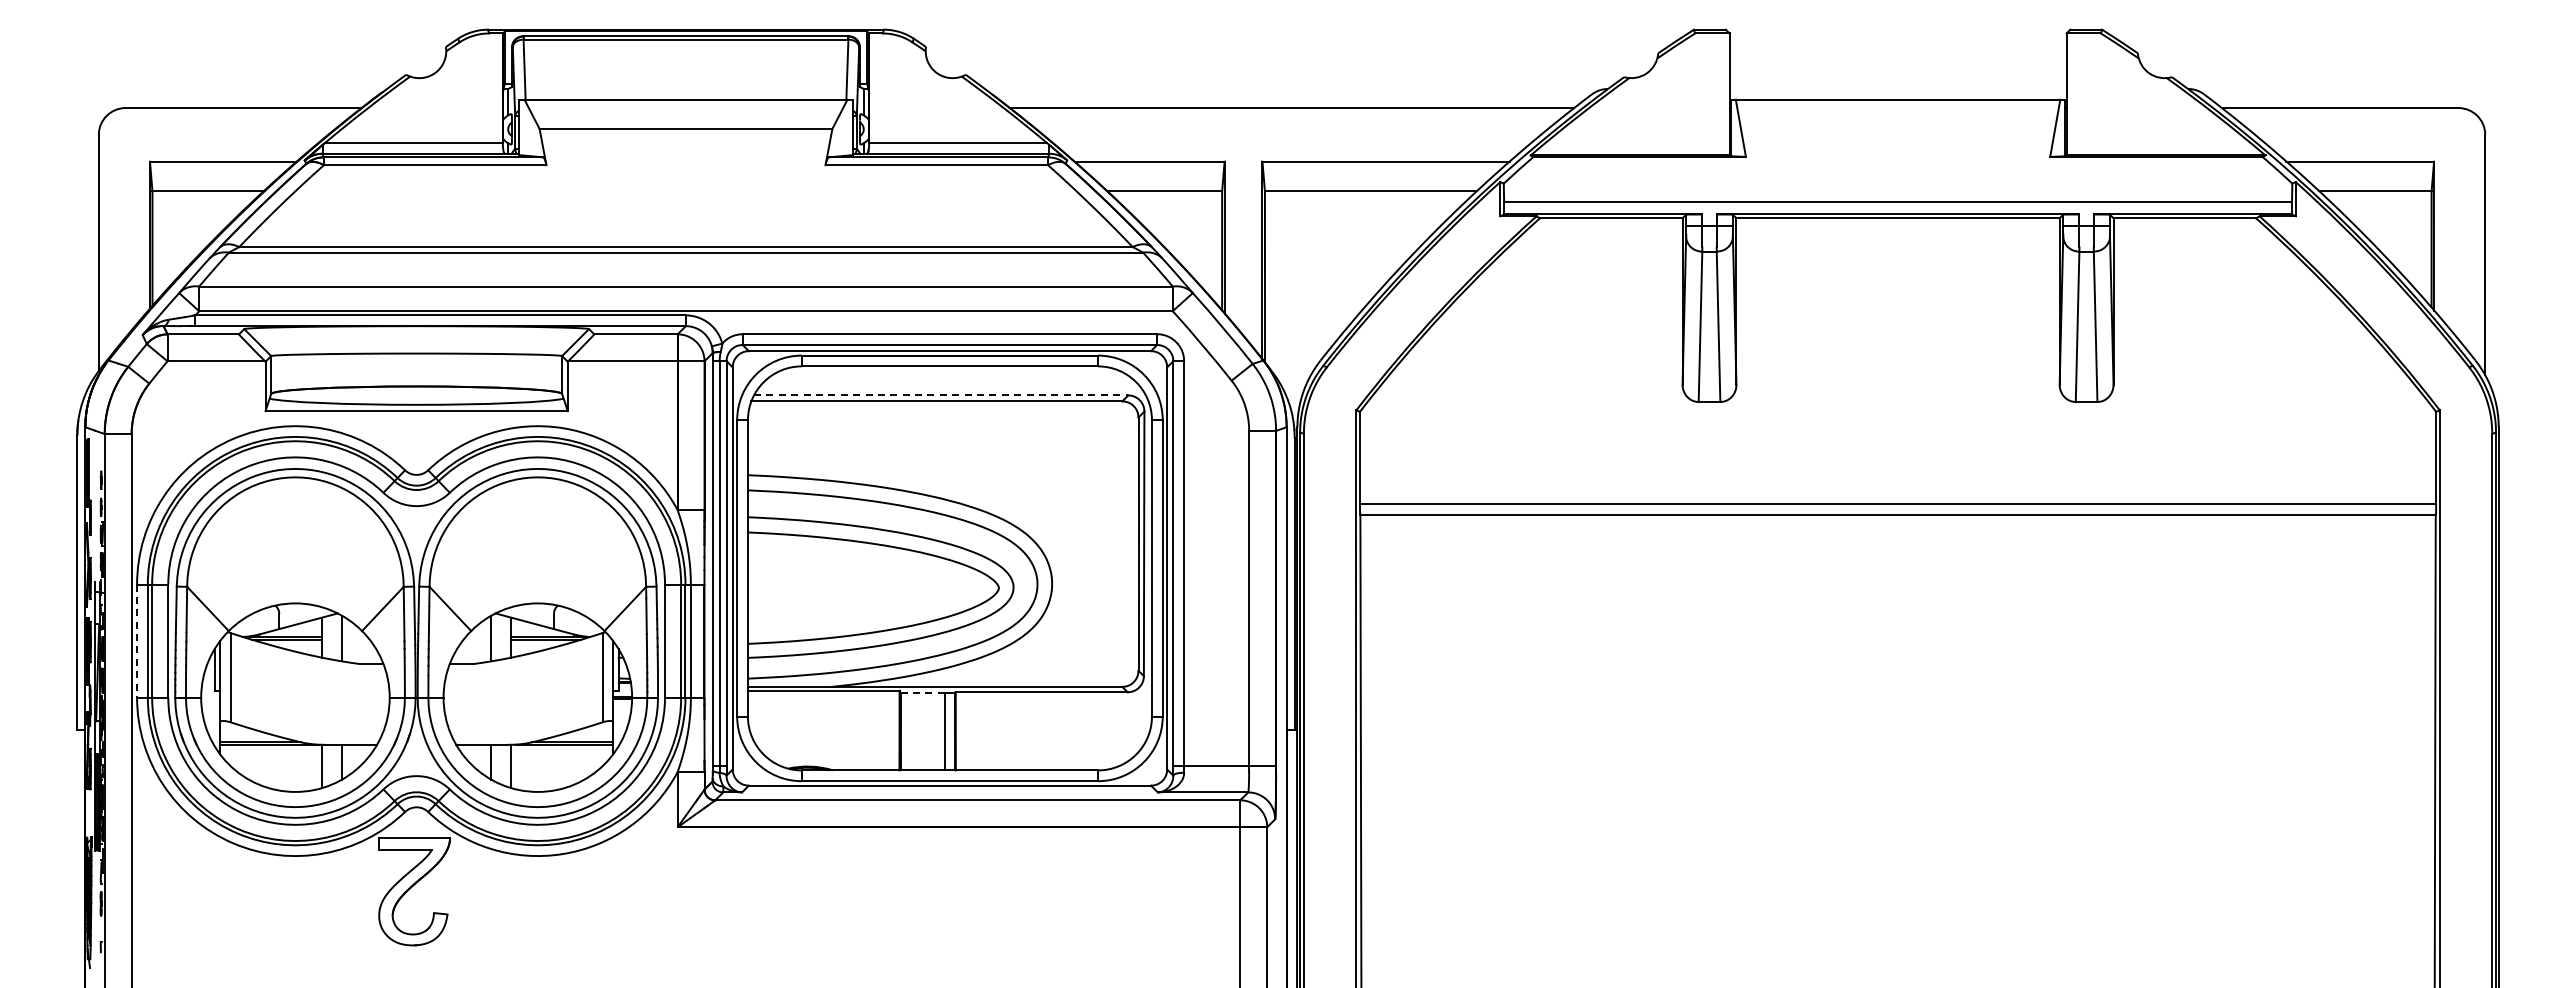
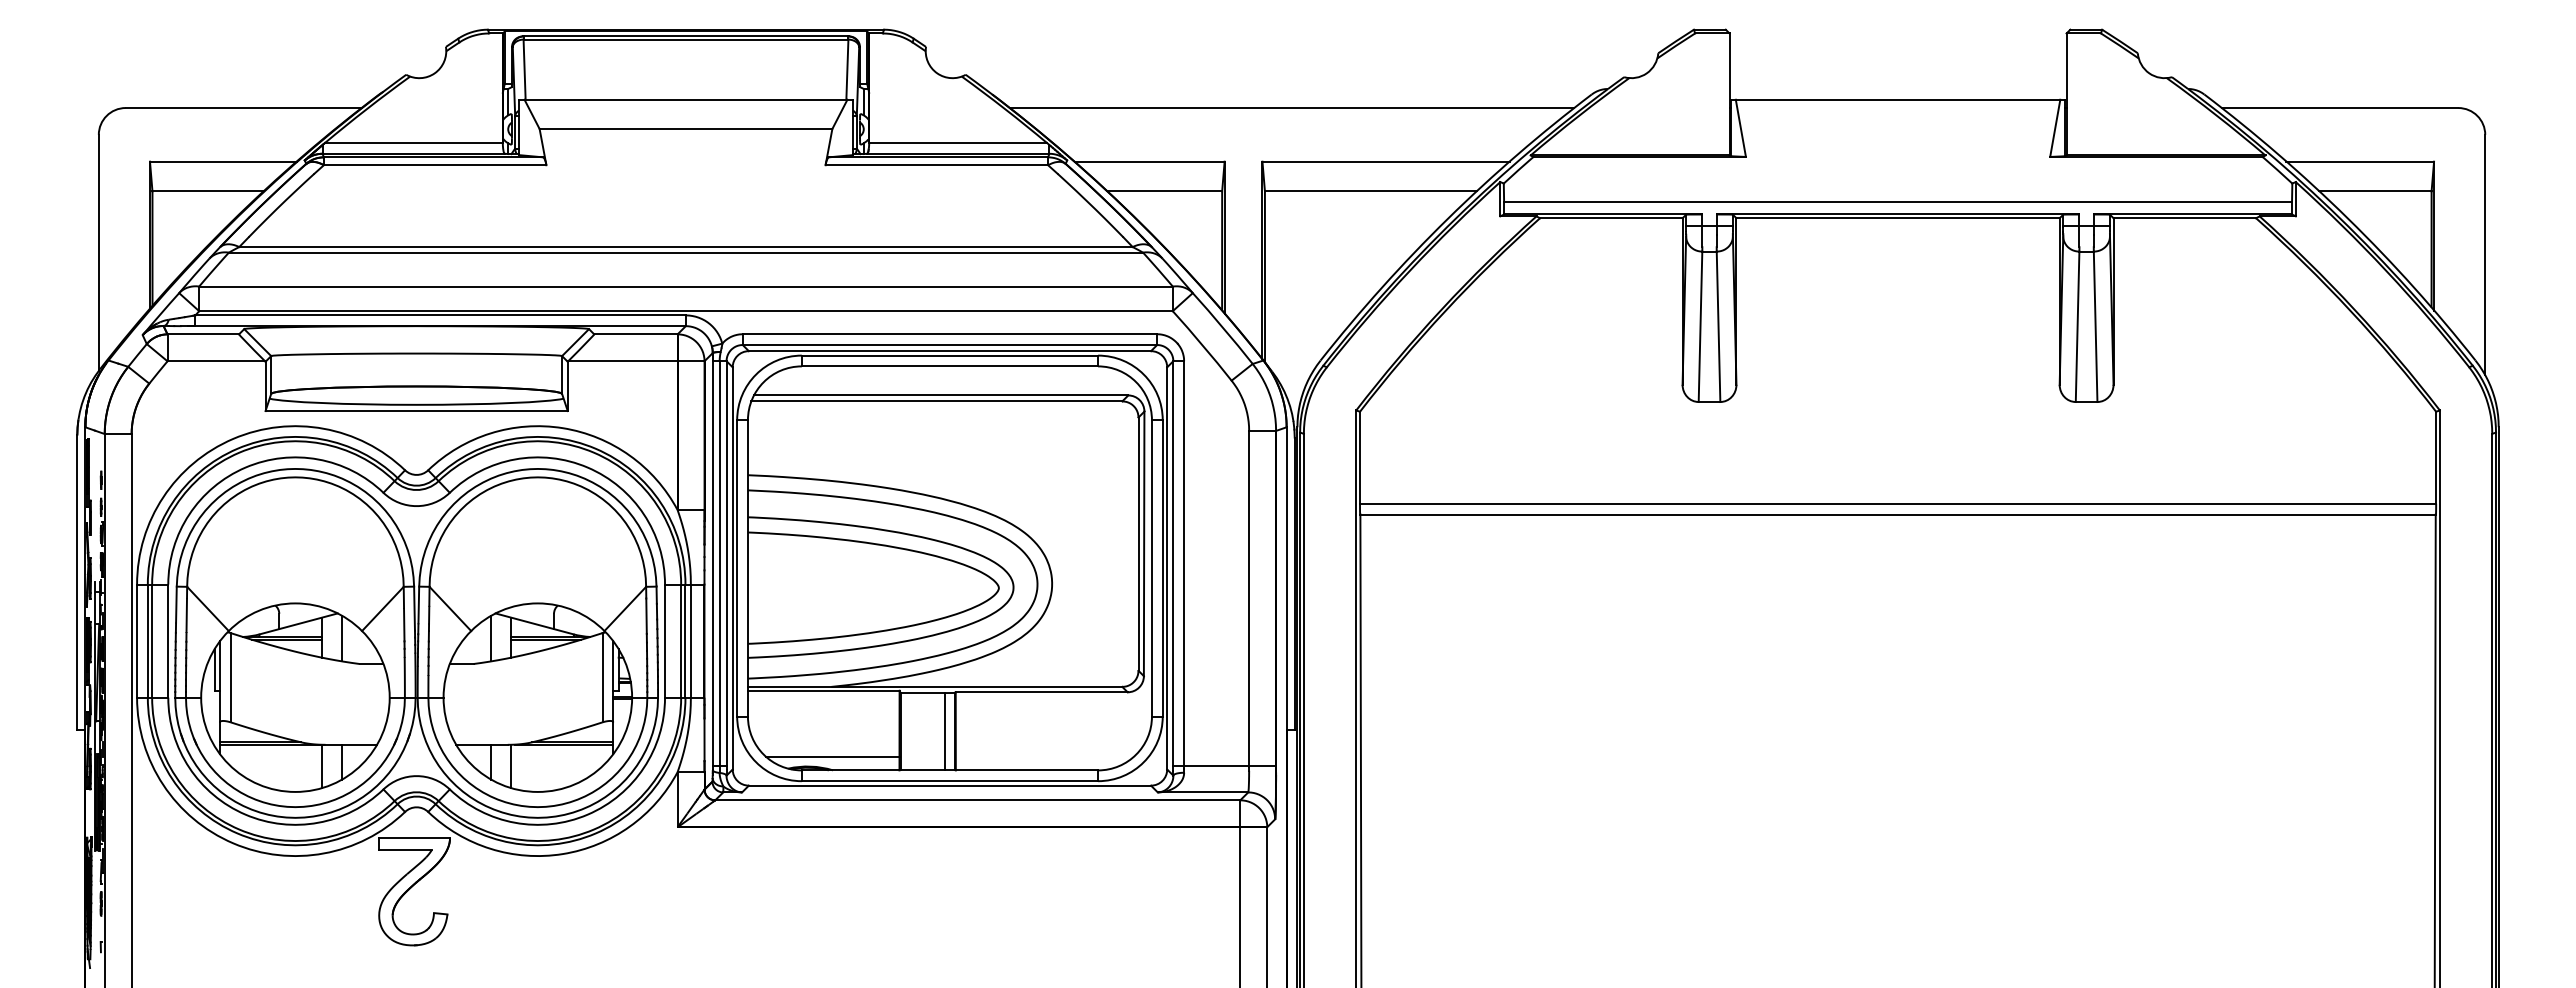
line: dashed -> solid (941, 395)
line: dashed -> solid (137, 641)
line: dashed -> solid (923, 693)
line: none -> present (832, 756)
